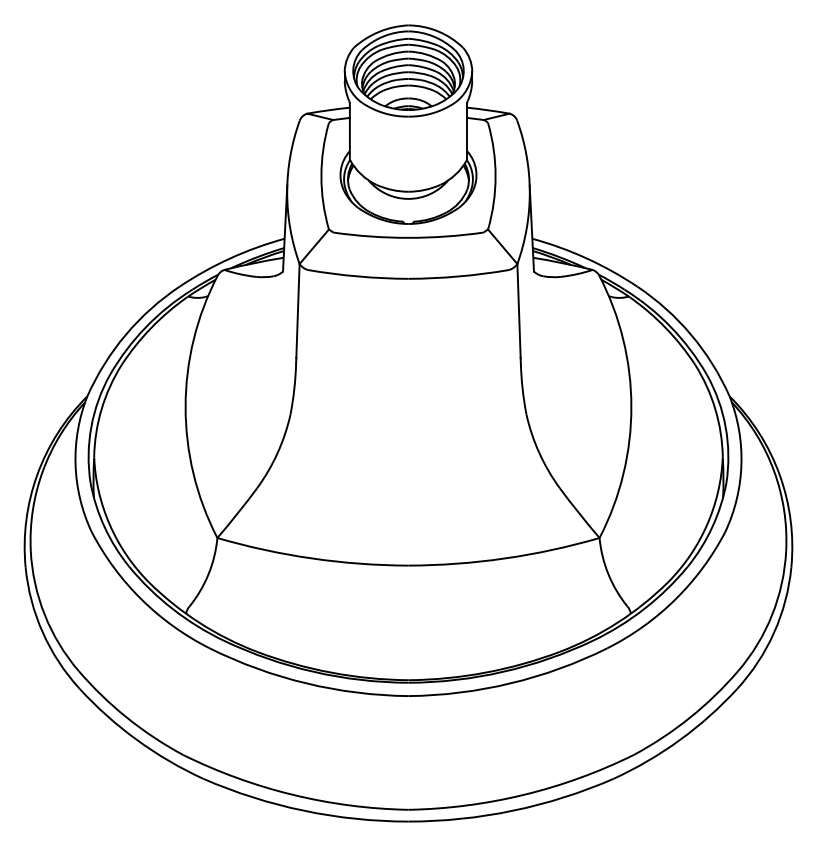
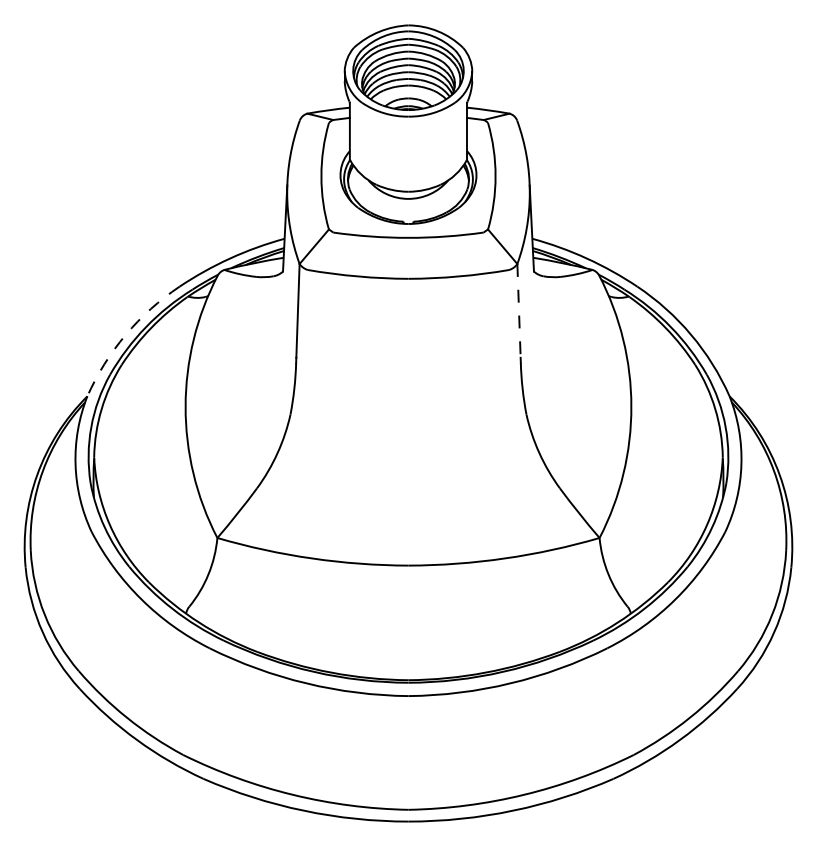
line: solid -> dashed (519, 310)
arc: solid -> dashed (125, 334)
